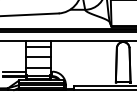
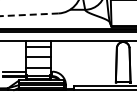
line: solid -> dashed (29, 14)
